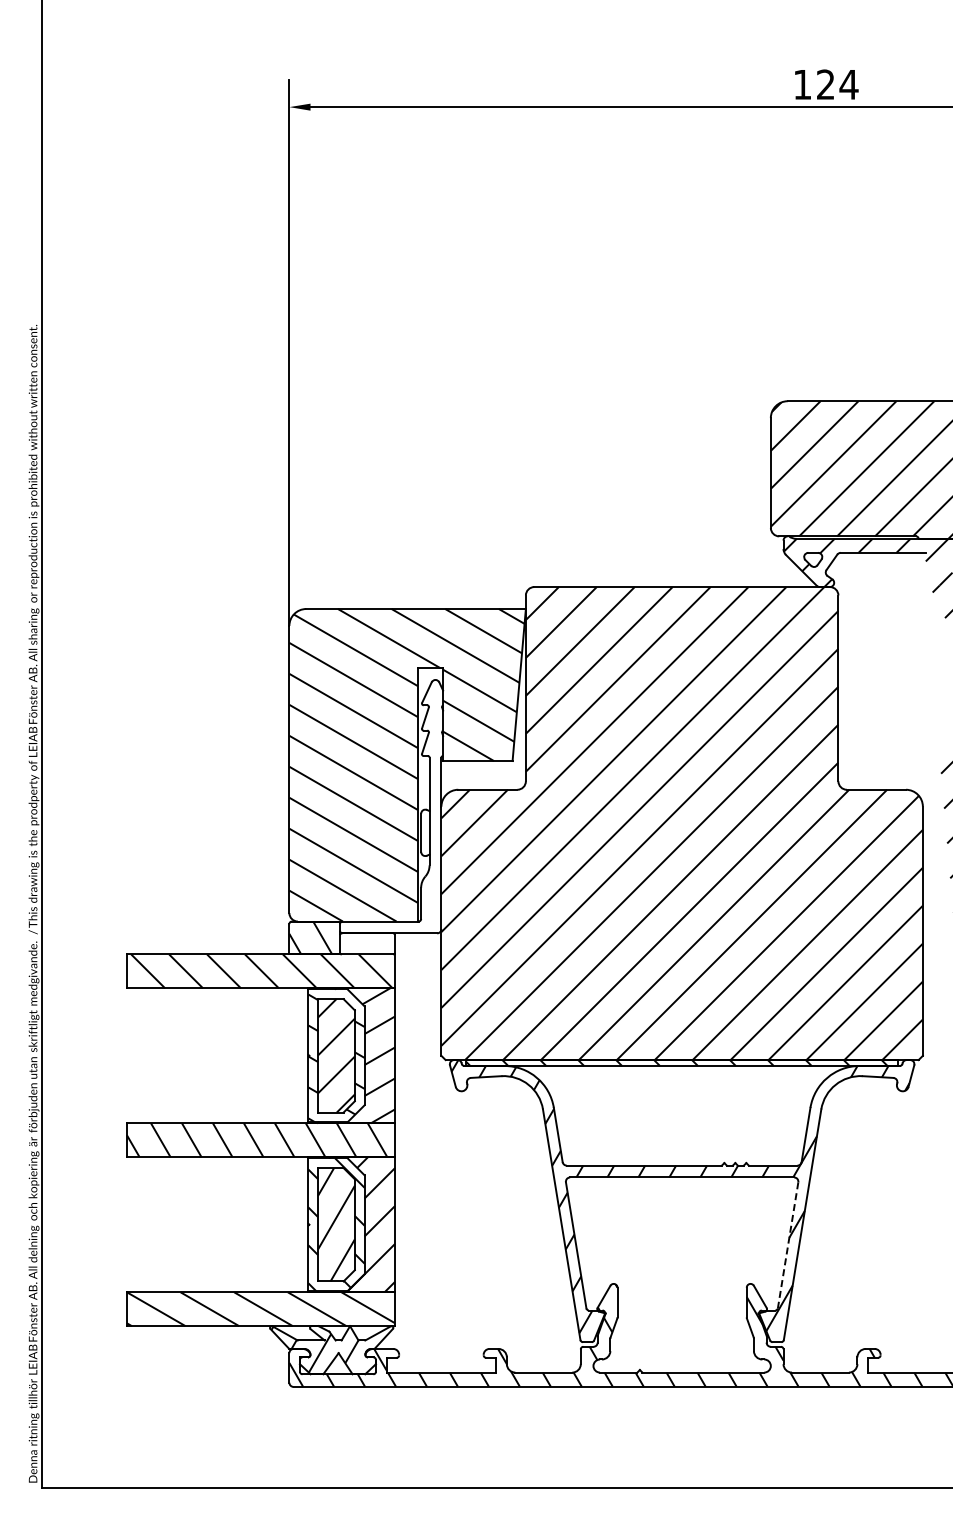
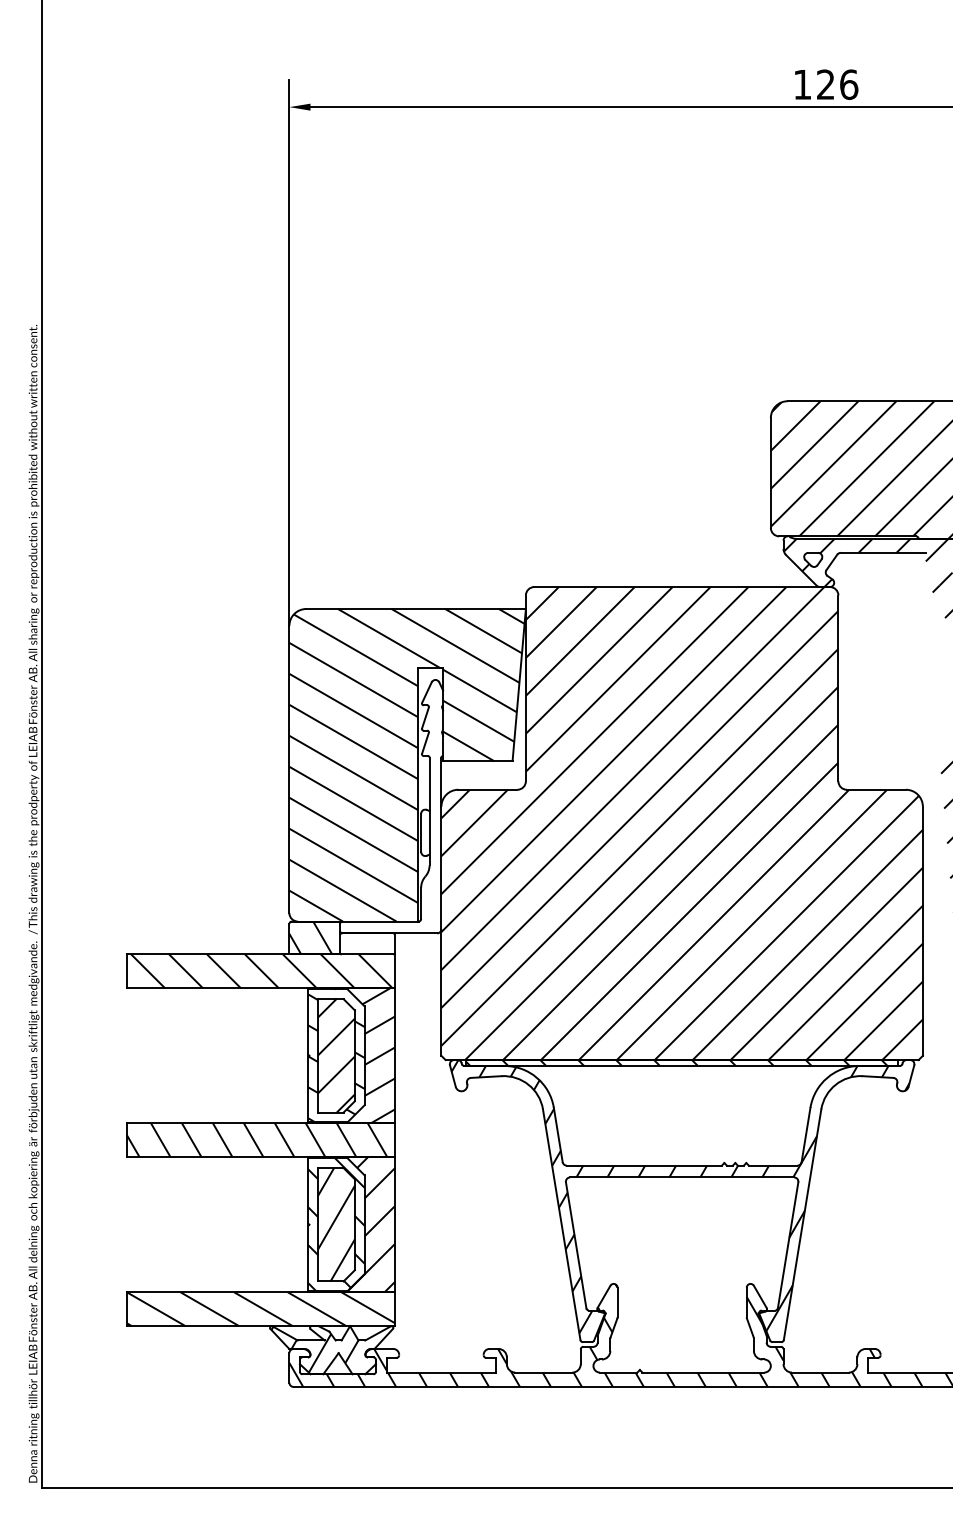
text: 124 -> 126 (848, 84)
line: dashed -> solid (788, 1245)
